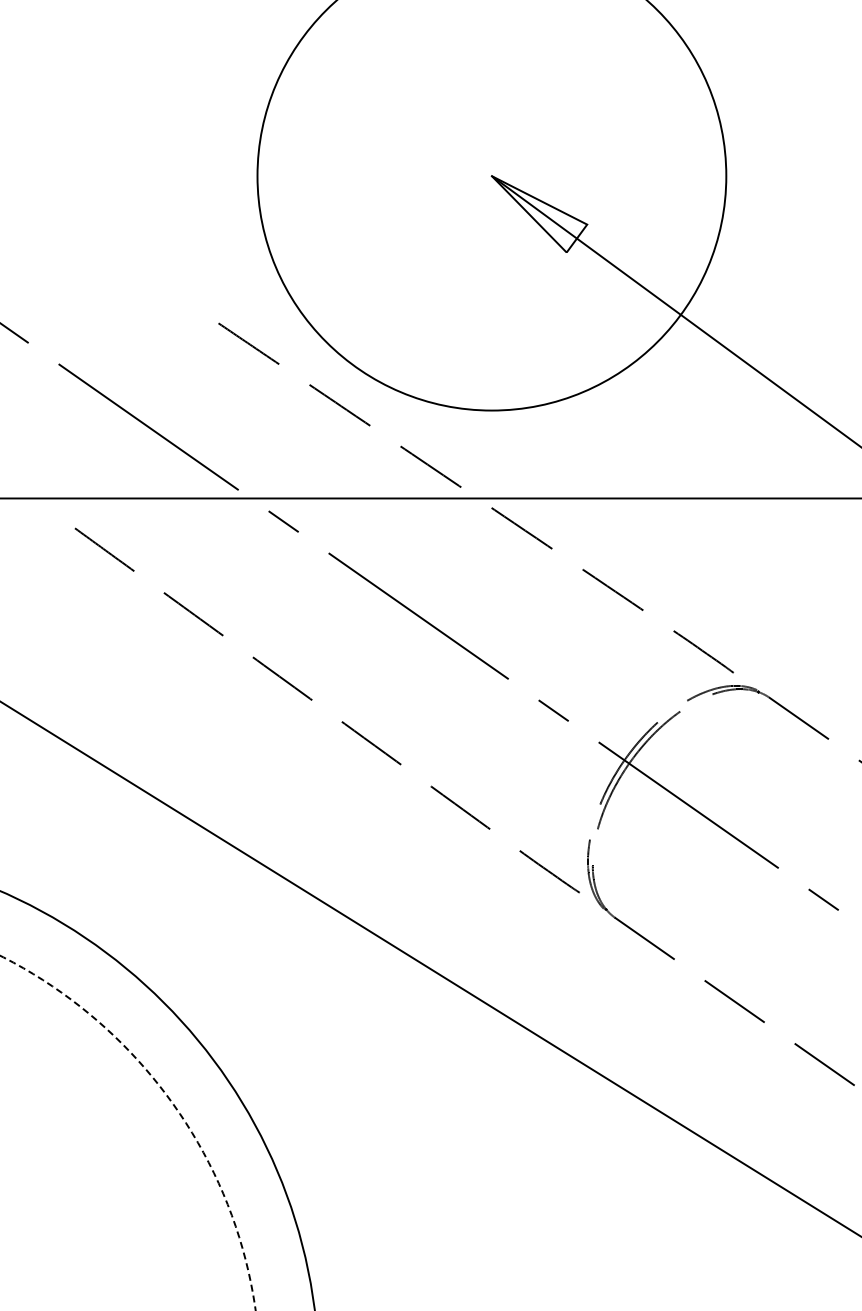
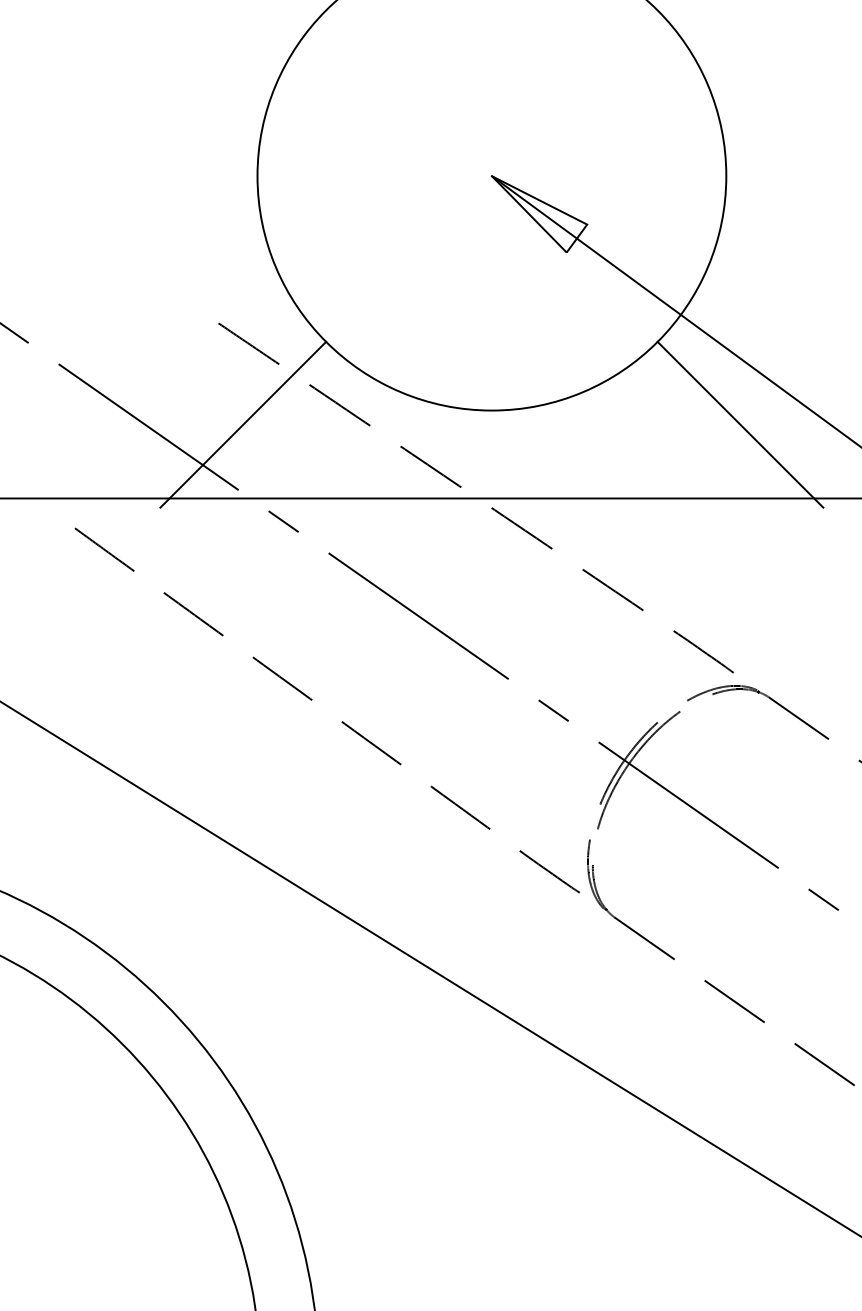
line: none -> present (243, 424)
line: none -> present (740, 424)
circle: dashed -> solid (127, 1132)
